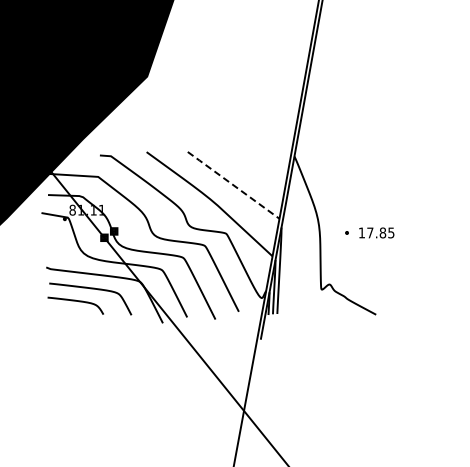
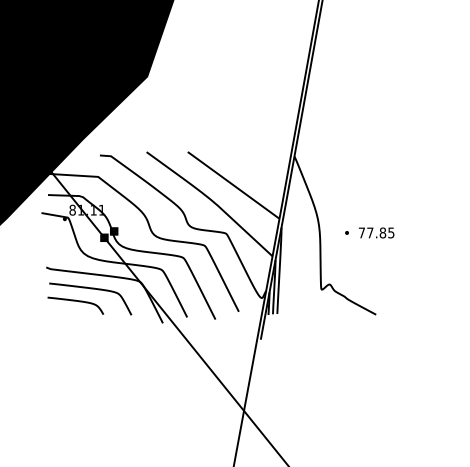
line: dashed -> solid (233, 184)
text: 17.85 -> 77.85 (361, 232)
